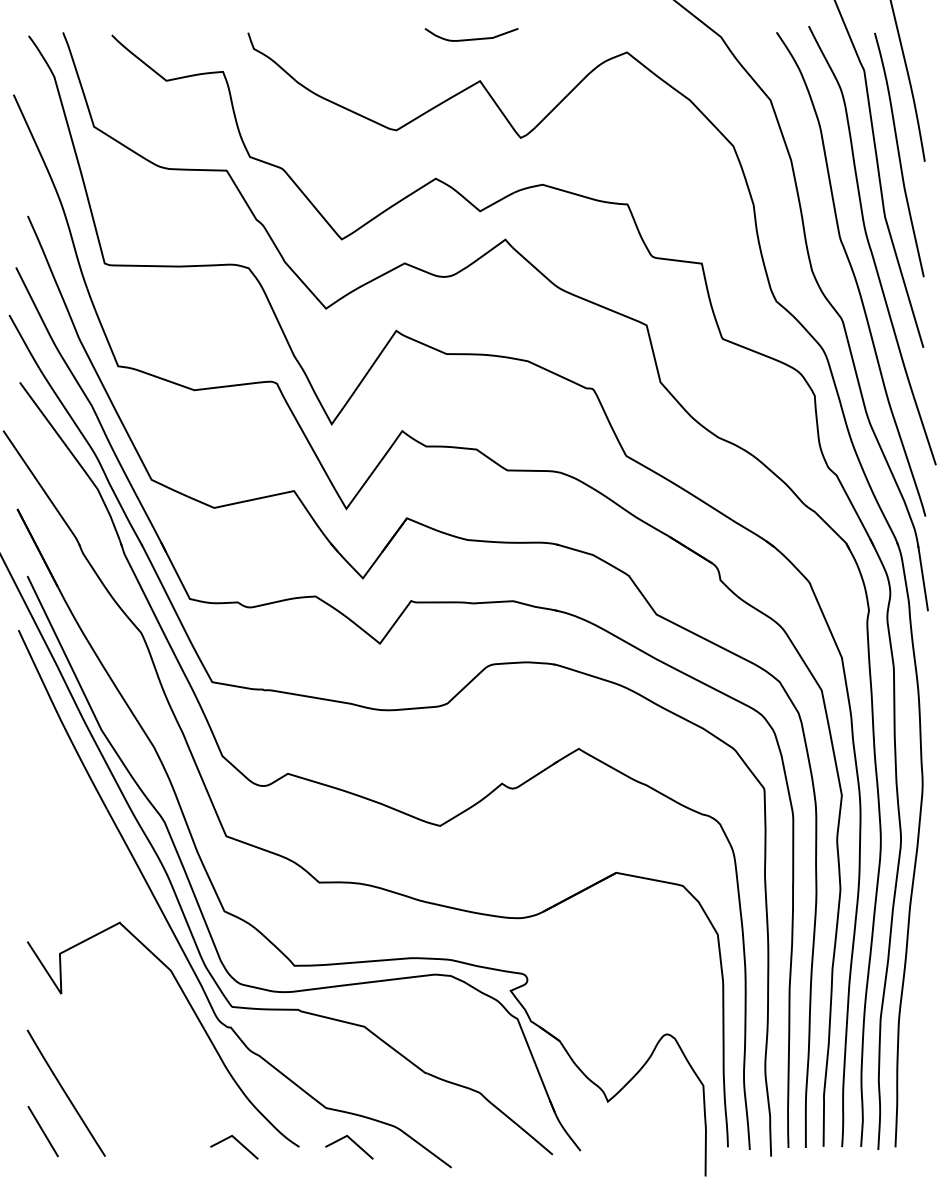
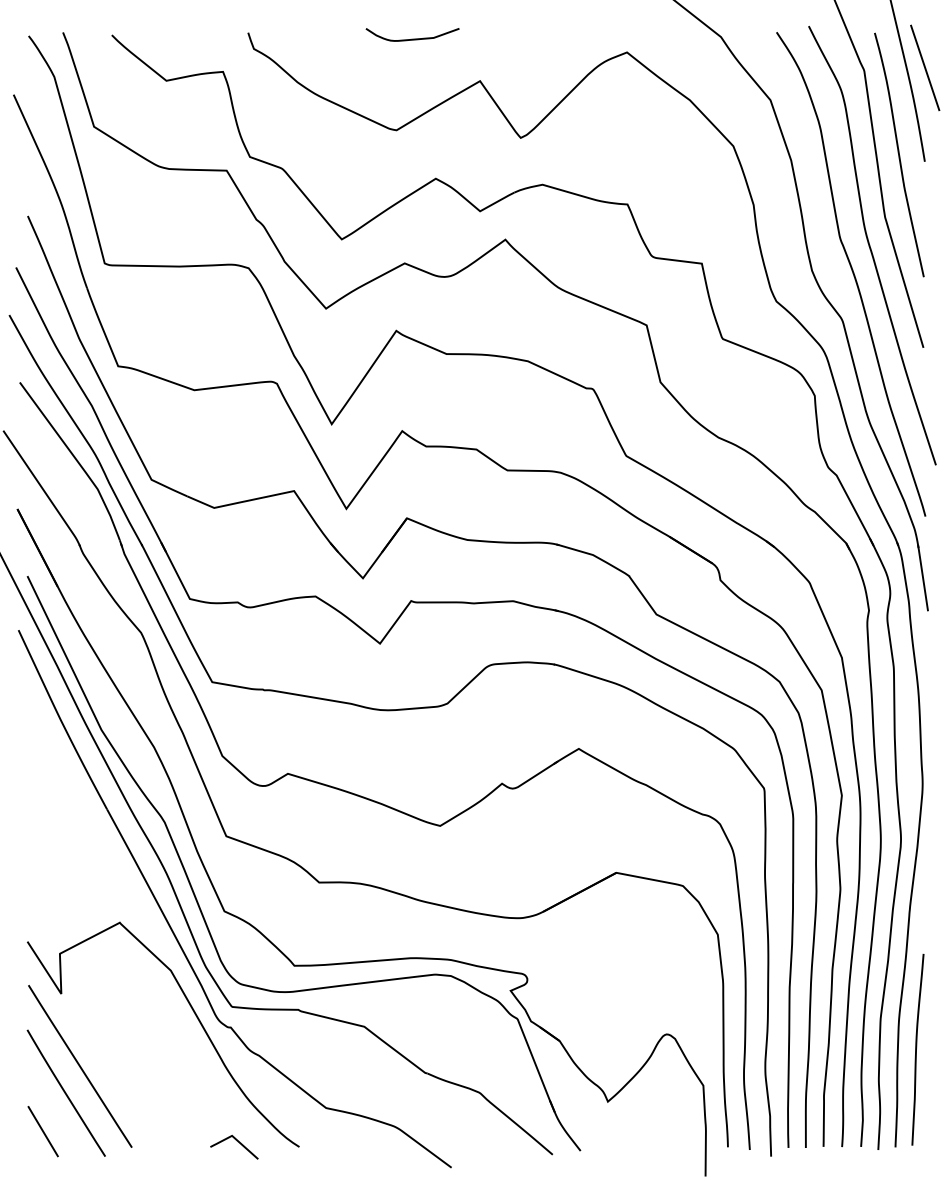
curve position: (471, 38) -> (412, 38) (412, 38)
line: none -> present (925, 67)
curve: none -> present (916, 1049)
line: none -> present (80, 1066)
curve: present -> none (351, 1141)
